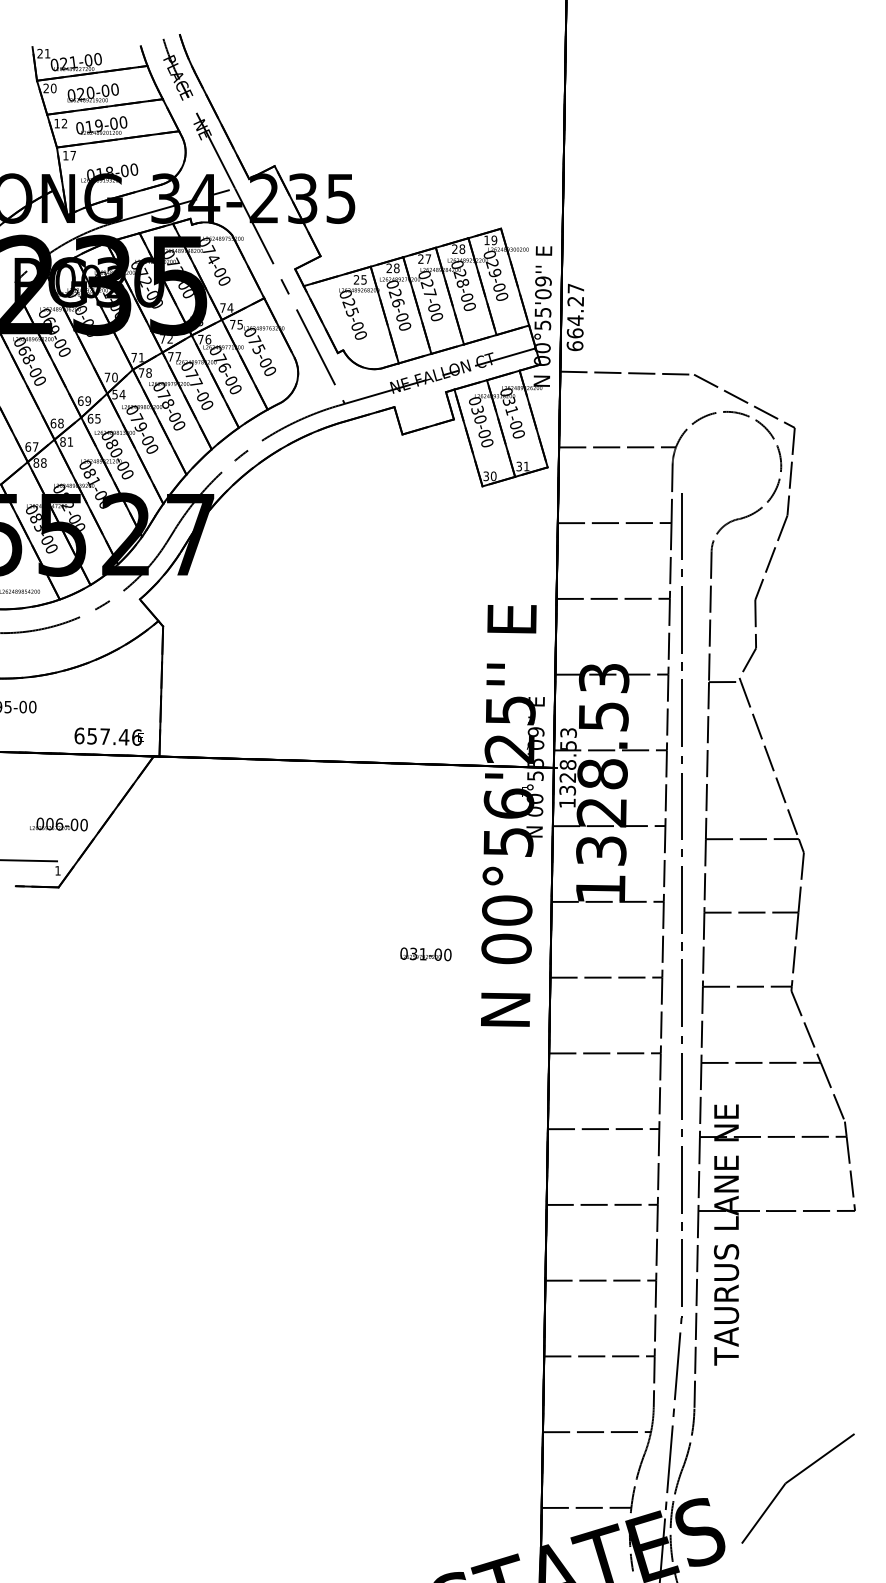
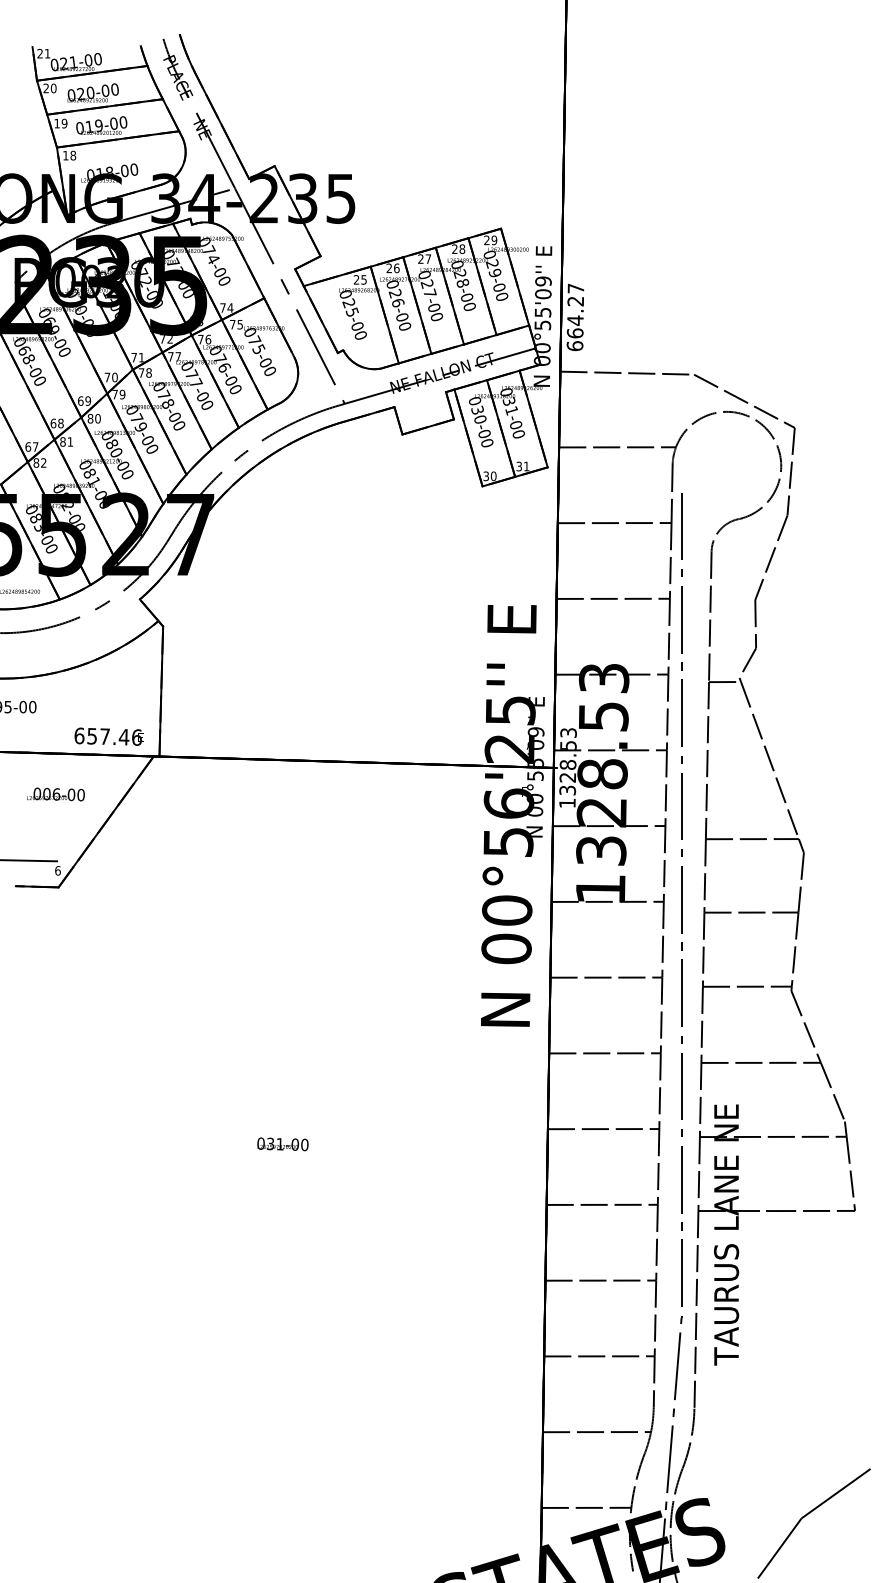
text: 12 -> 19 (64, 123)
text: 17 -> 18 (73, 155)
text: 19 -> 29 (486, 239)
text: 28 -> 26 (396, 267)
text: 54 -> 79 (118, 394)
text: 65 -> 80 (93, 418)
text: 88 -> 82 (43, 462)
text position: (58, 824) -> (55, 794) (55, 794)
text: 1 -> 6 (57, 870)
text position: (425, 954) -> (282, 1144) (282, 1144)
part position: (790, 1481) -> (806, 1516) (806, 1516)
